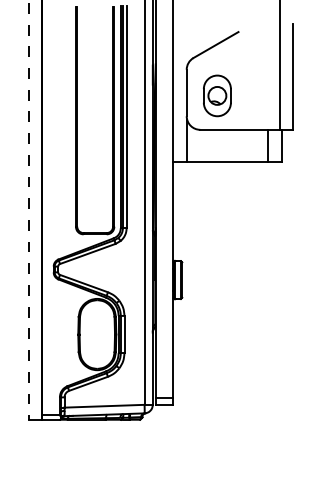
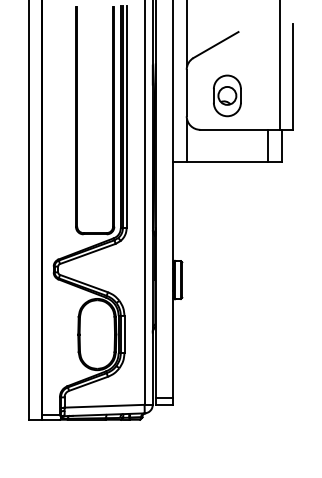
line: none -> present (187, 33)
part position: (217, 95) -> (227, 95) (227, 95)
line: dashed -> solid (28, 210)
